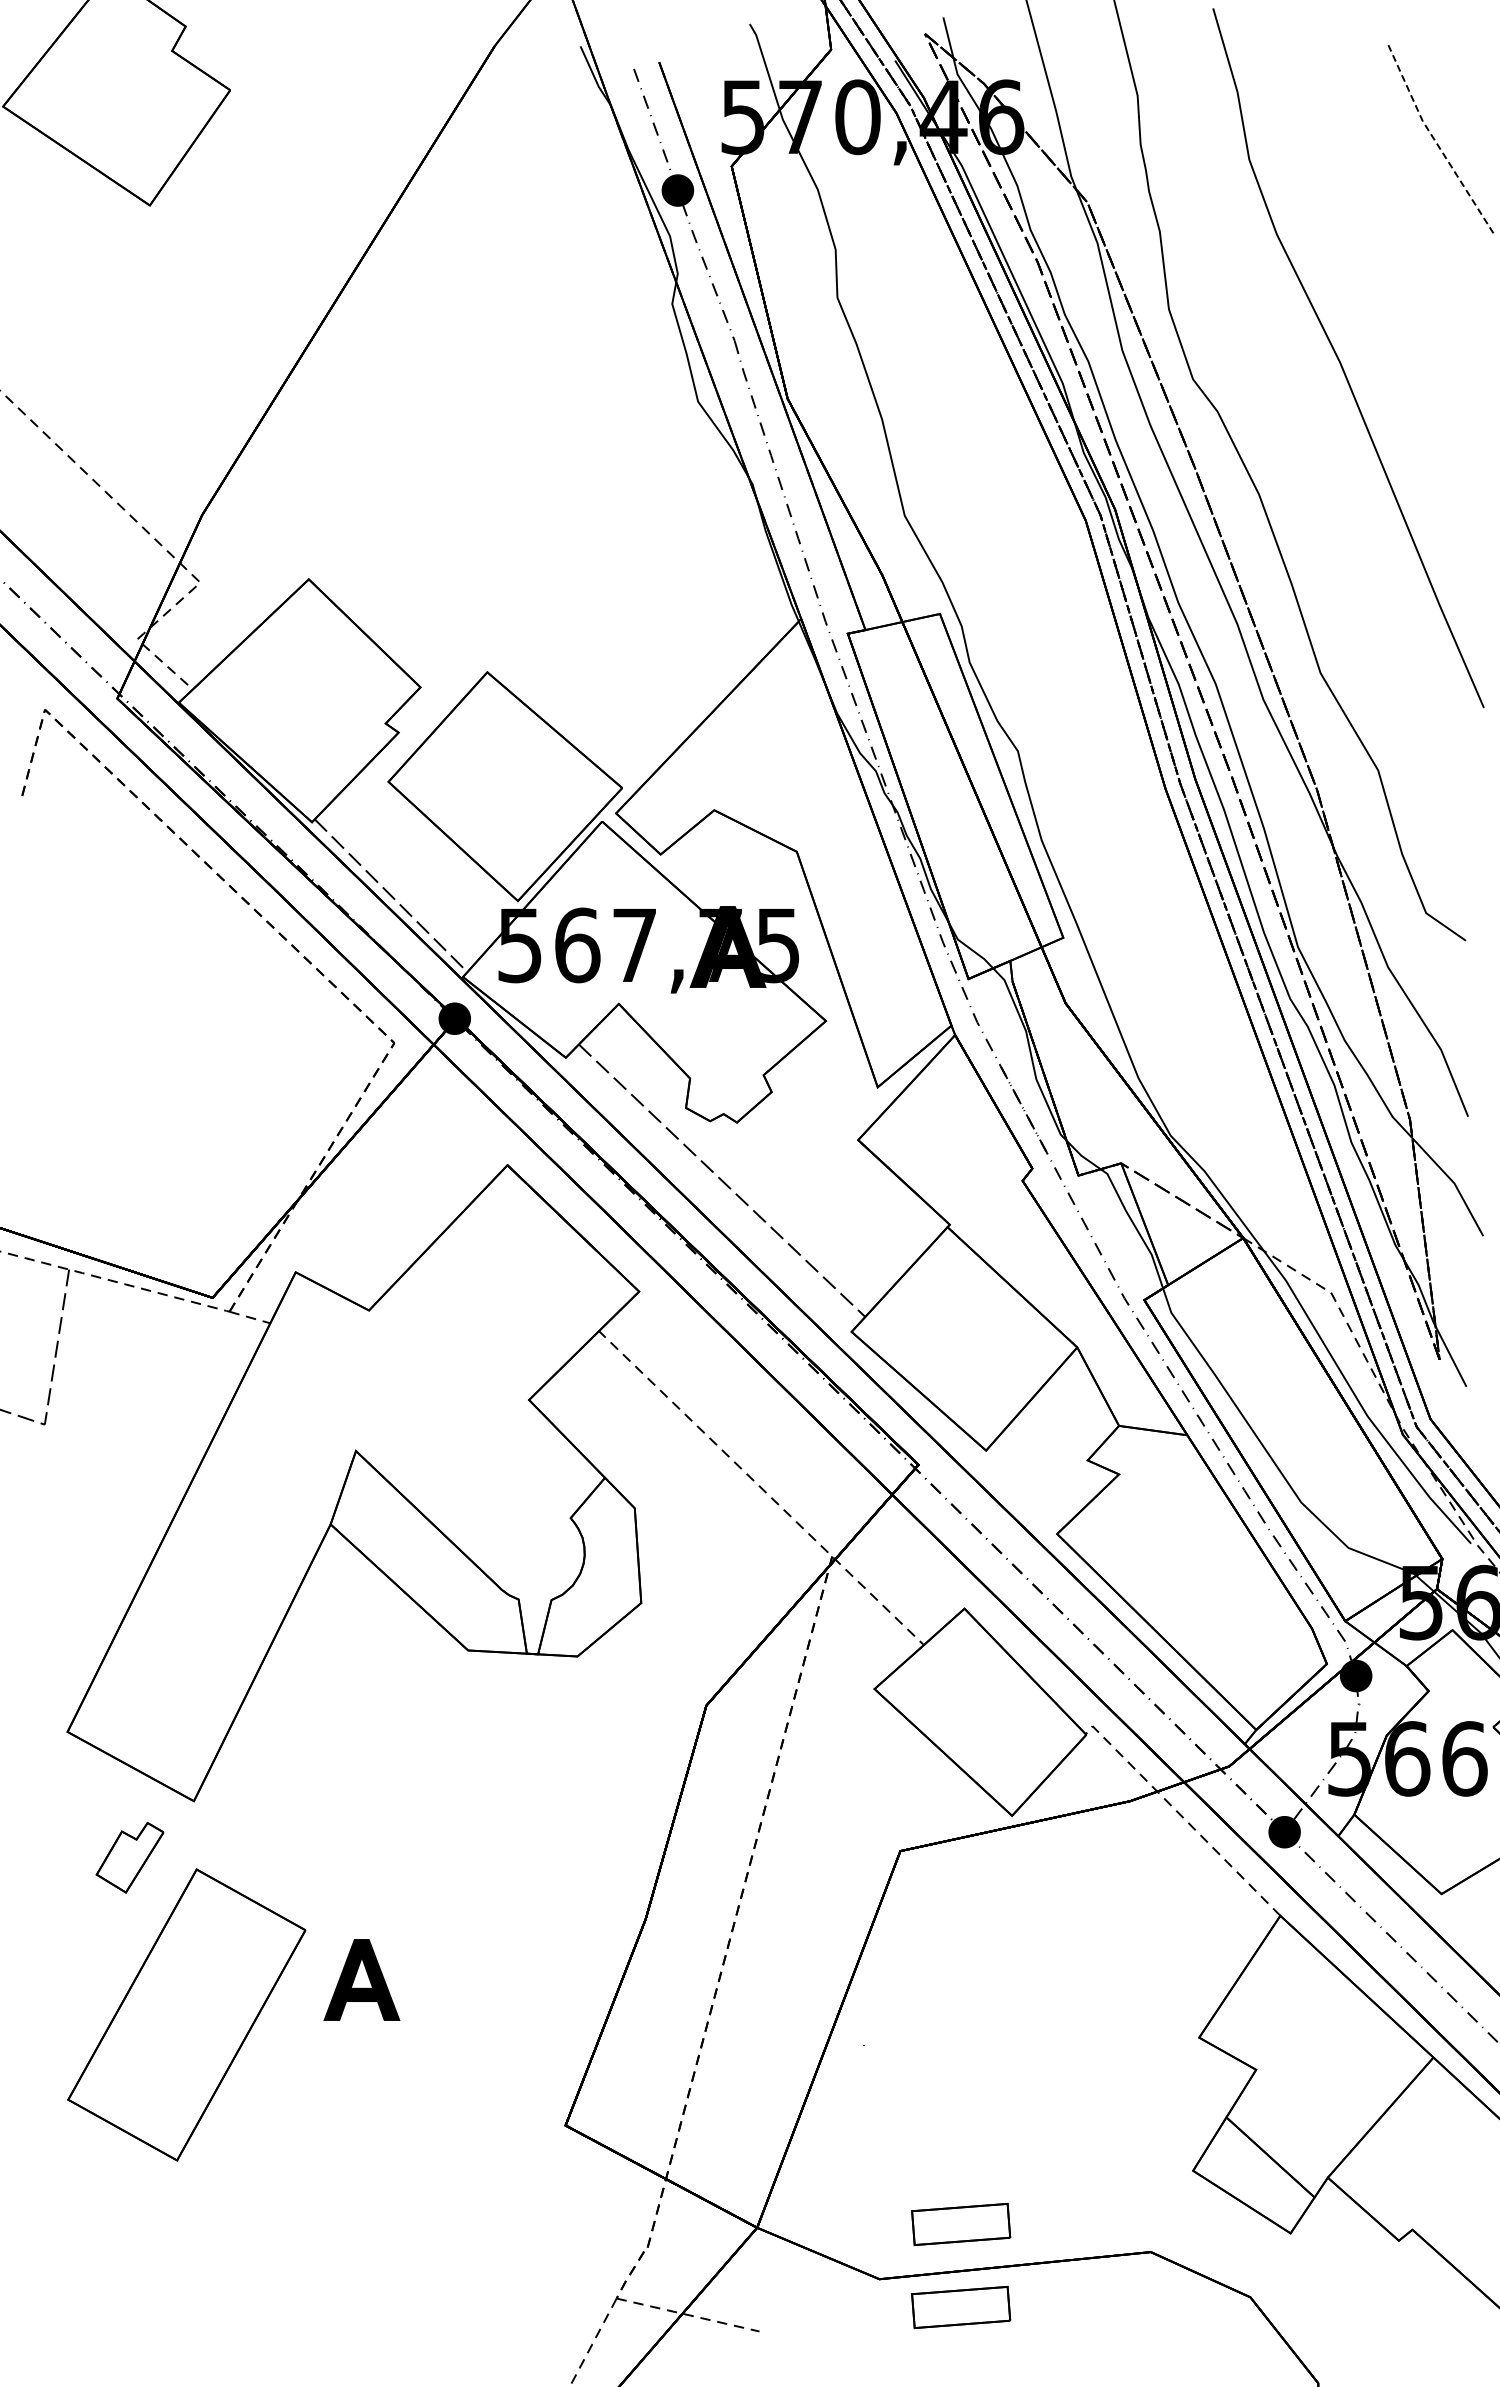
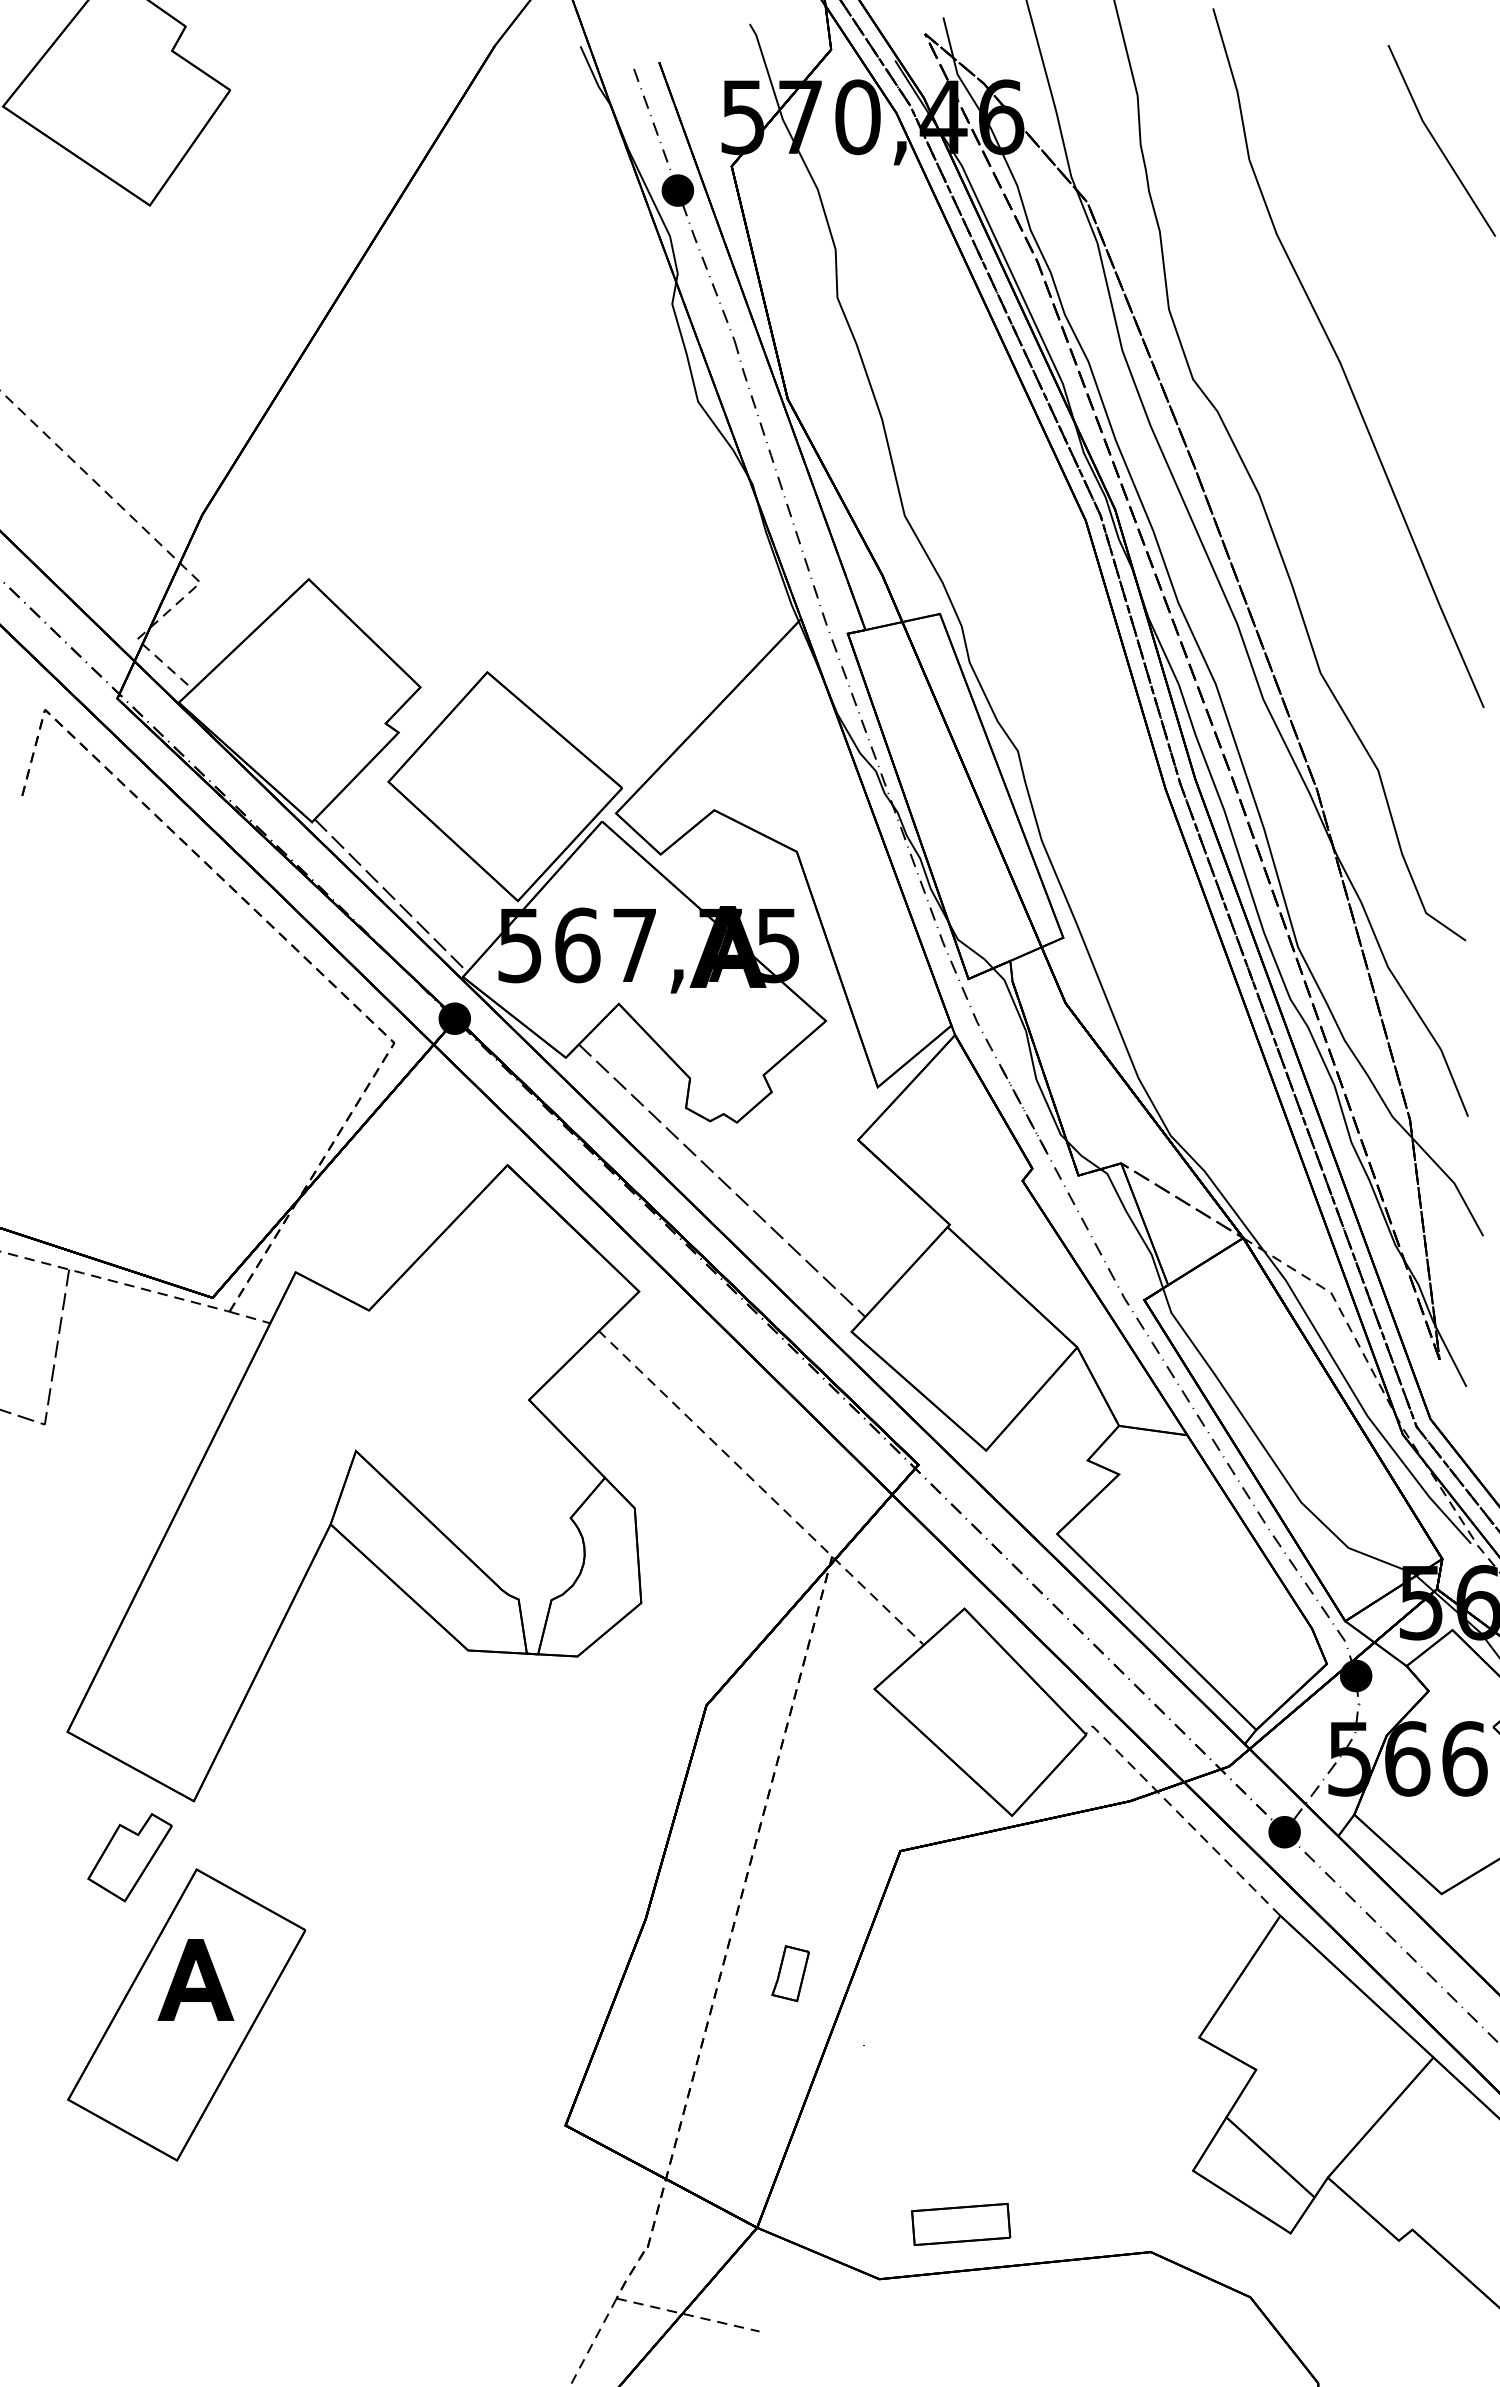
line: dashed -> solid (1436, 143)
part size: 70x73 px -> 86x90 px (129, 1857)
part: none -> present (790, 1973)
part position: (361, 1979) -> (195, 1979) (195, 1979)
part: present -> none (961, 2307)
